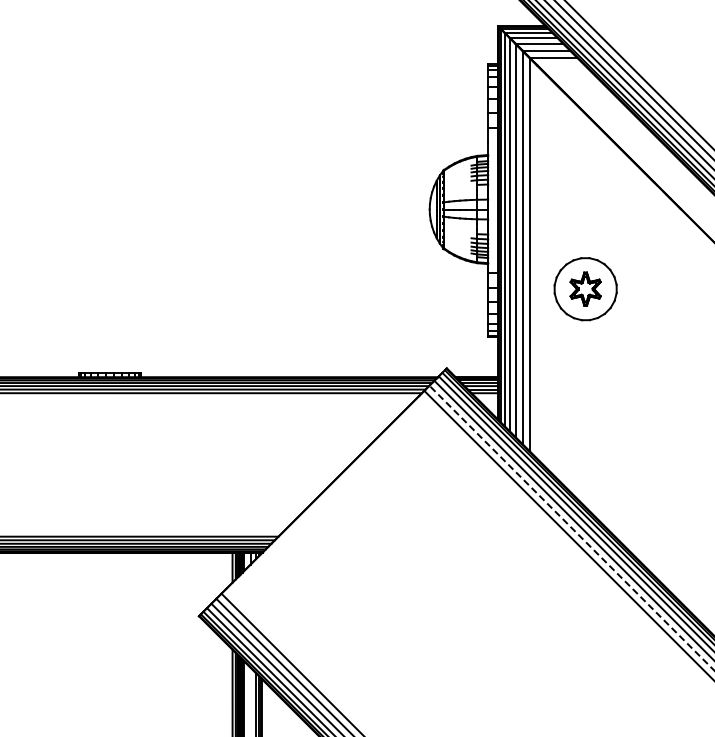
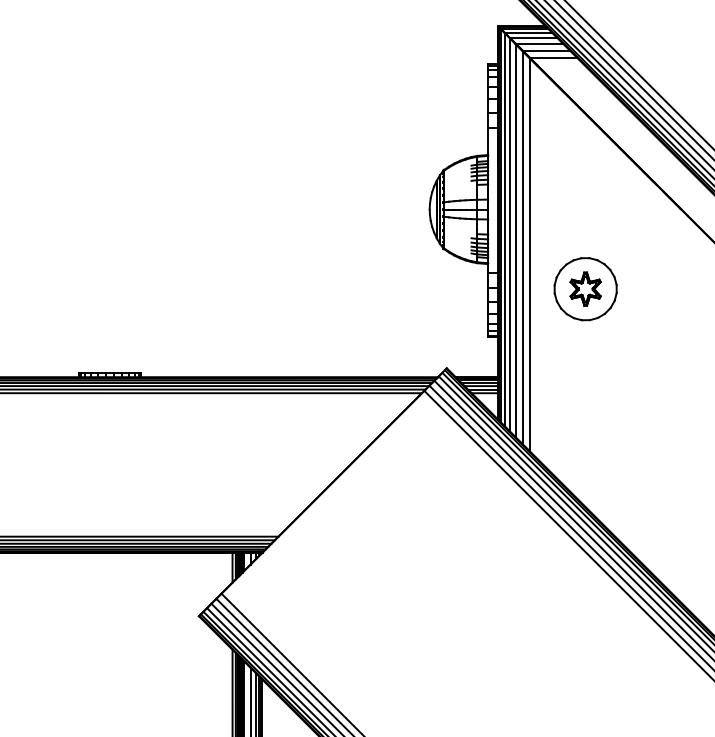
line: dashed -> solid (571, 527)
line: none -> present (250, 700)
